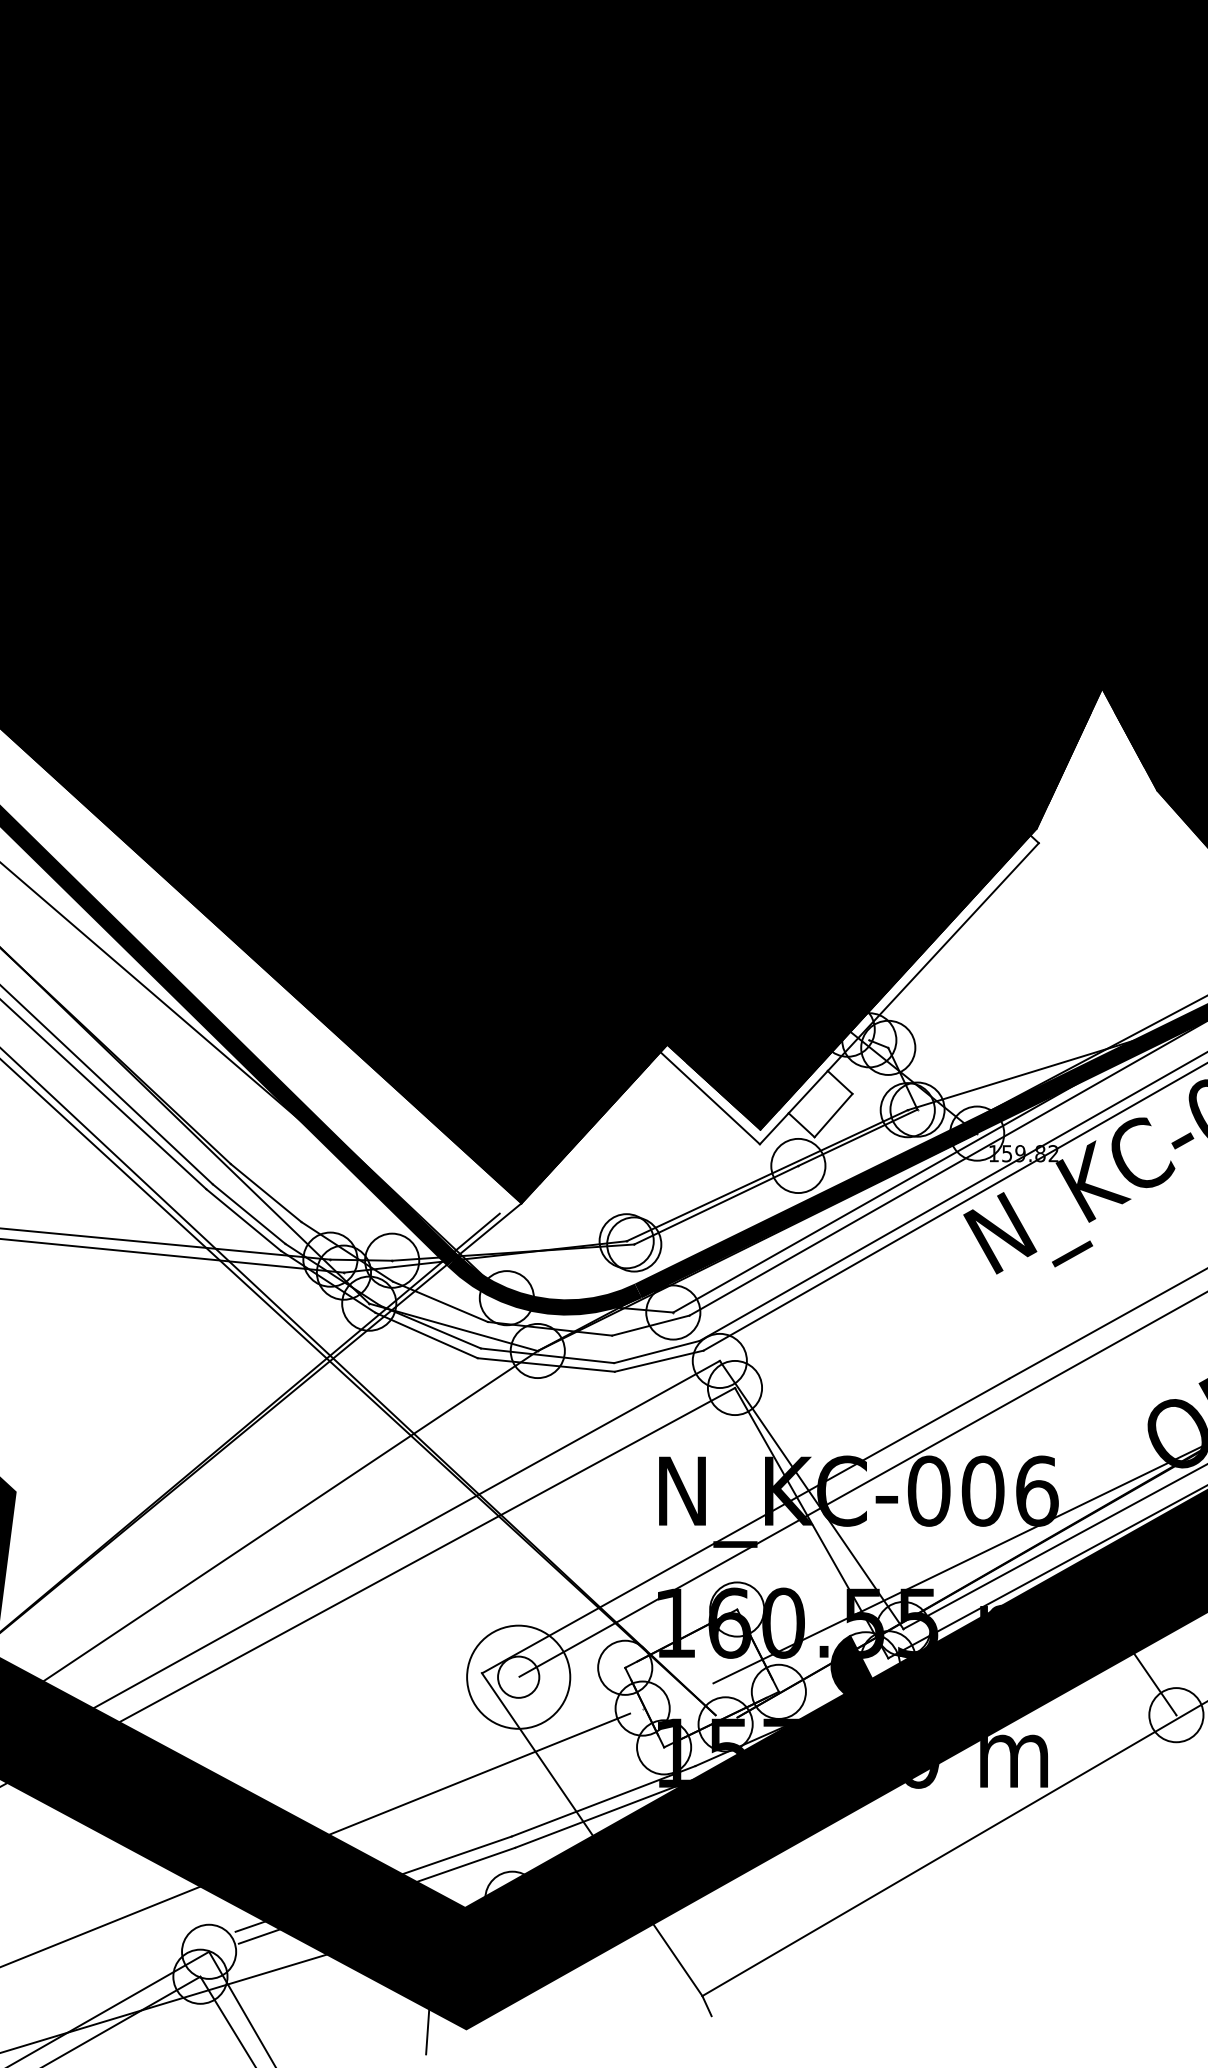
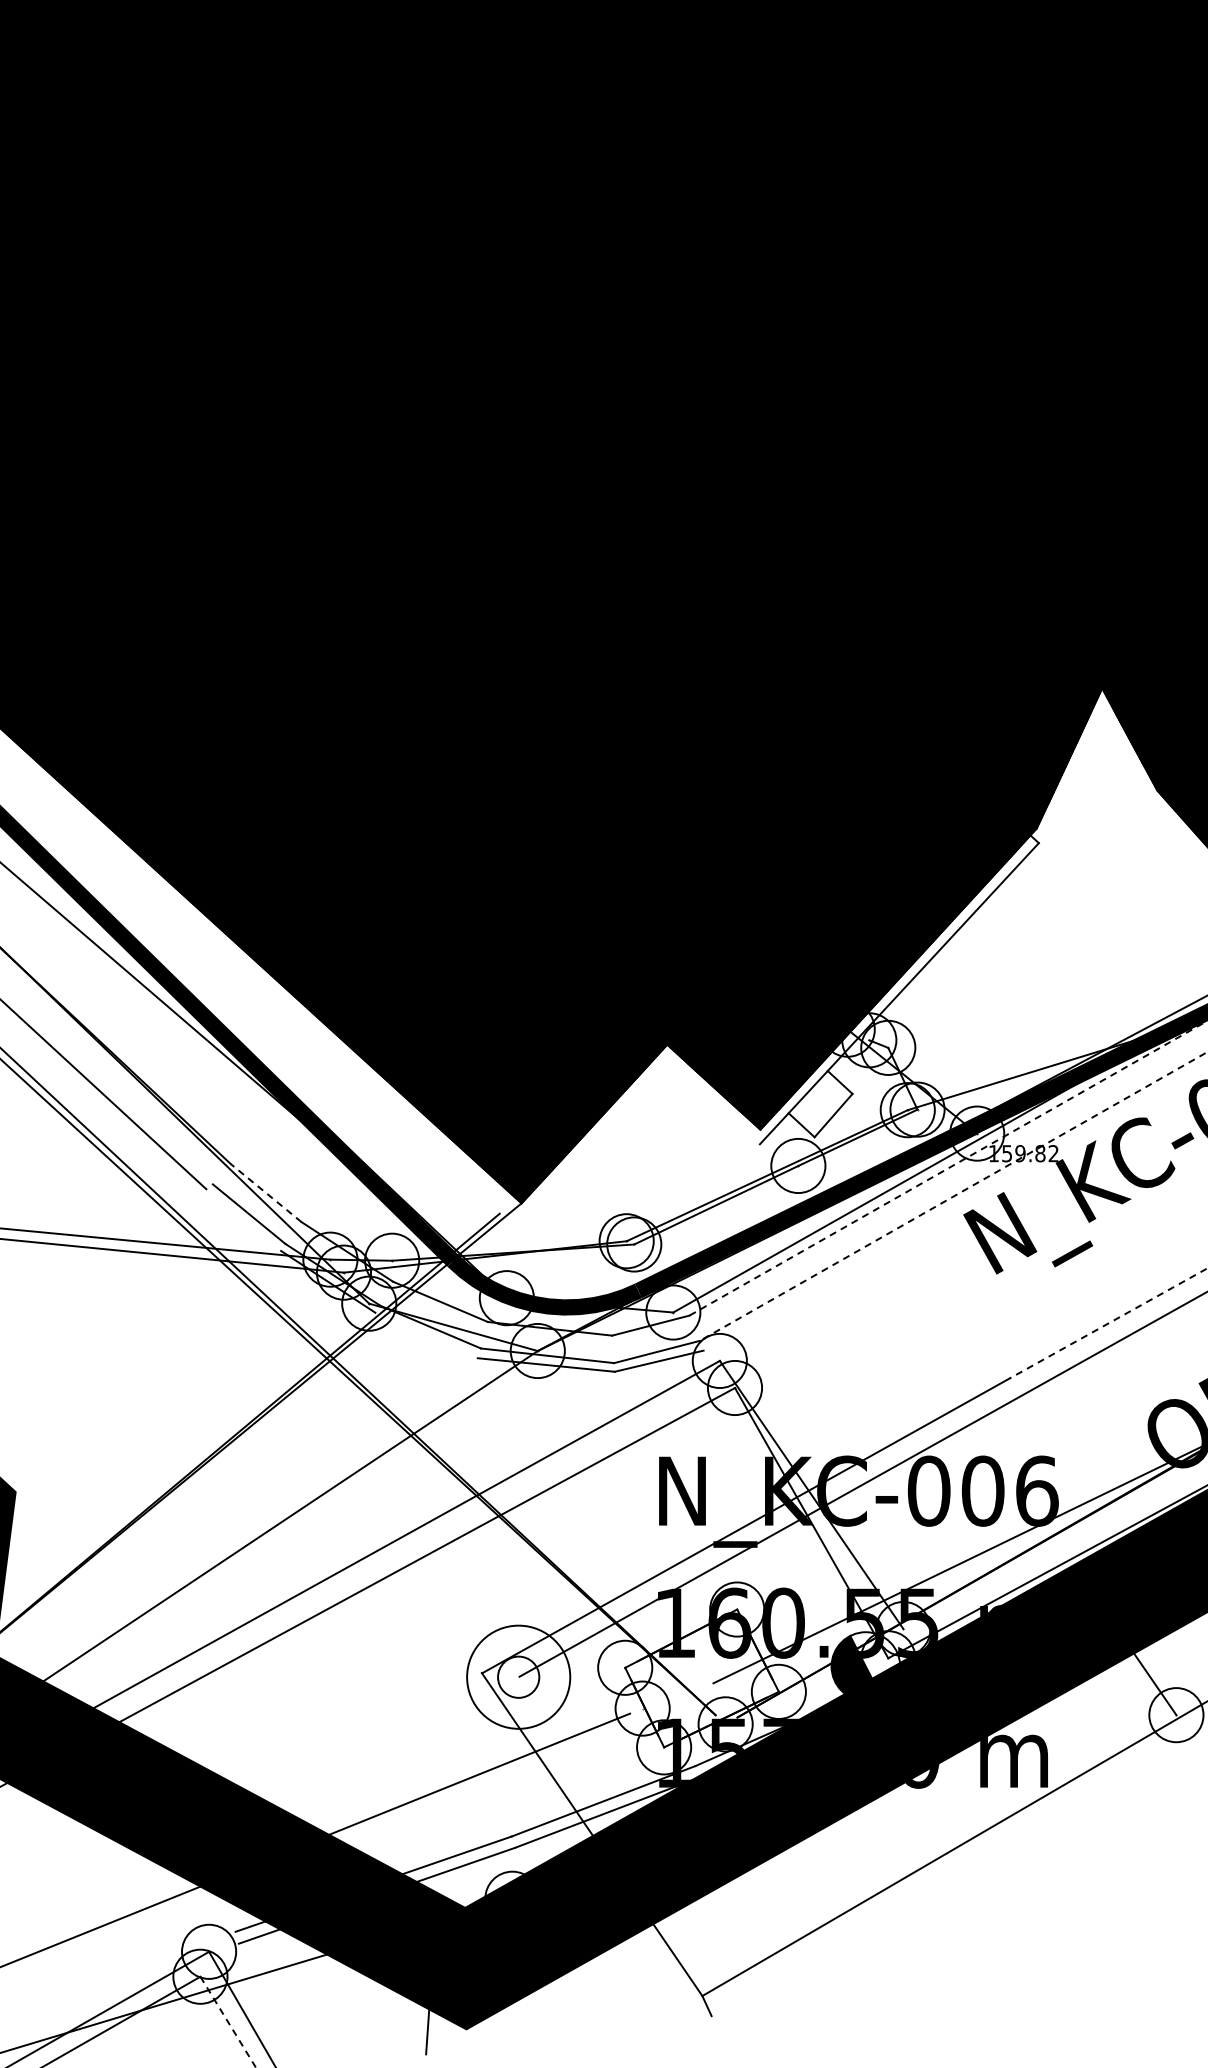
line: present -> none (107, 1085)
line: present -> none (708, 1096)
line: solid -> dashed (948, 1168)
line: solid -> dashed (266, 1193)
line: solid -> dashed (953, 1196)
line: present -> none (953, 1207)
line: present -> none (243, 1219)
line: solid -> dashed (1107, 1323)
line: present -> none (426, 1335)
line: present -> none (1053, 1547)
line: solid -> dashed (228, 2021)
